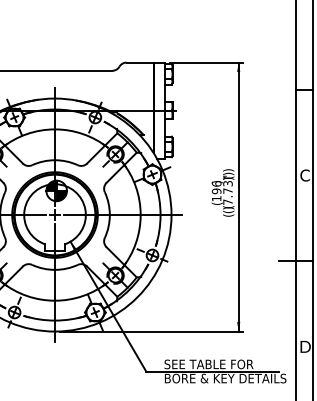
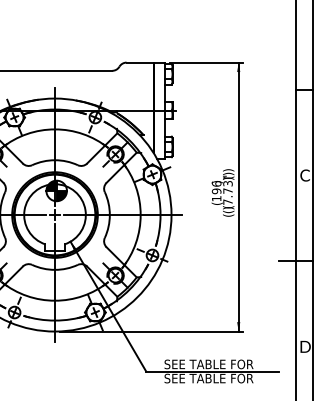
text: BORE & KEY DETAILS -> SEE TABLE FOR (225, 378)
